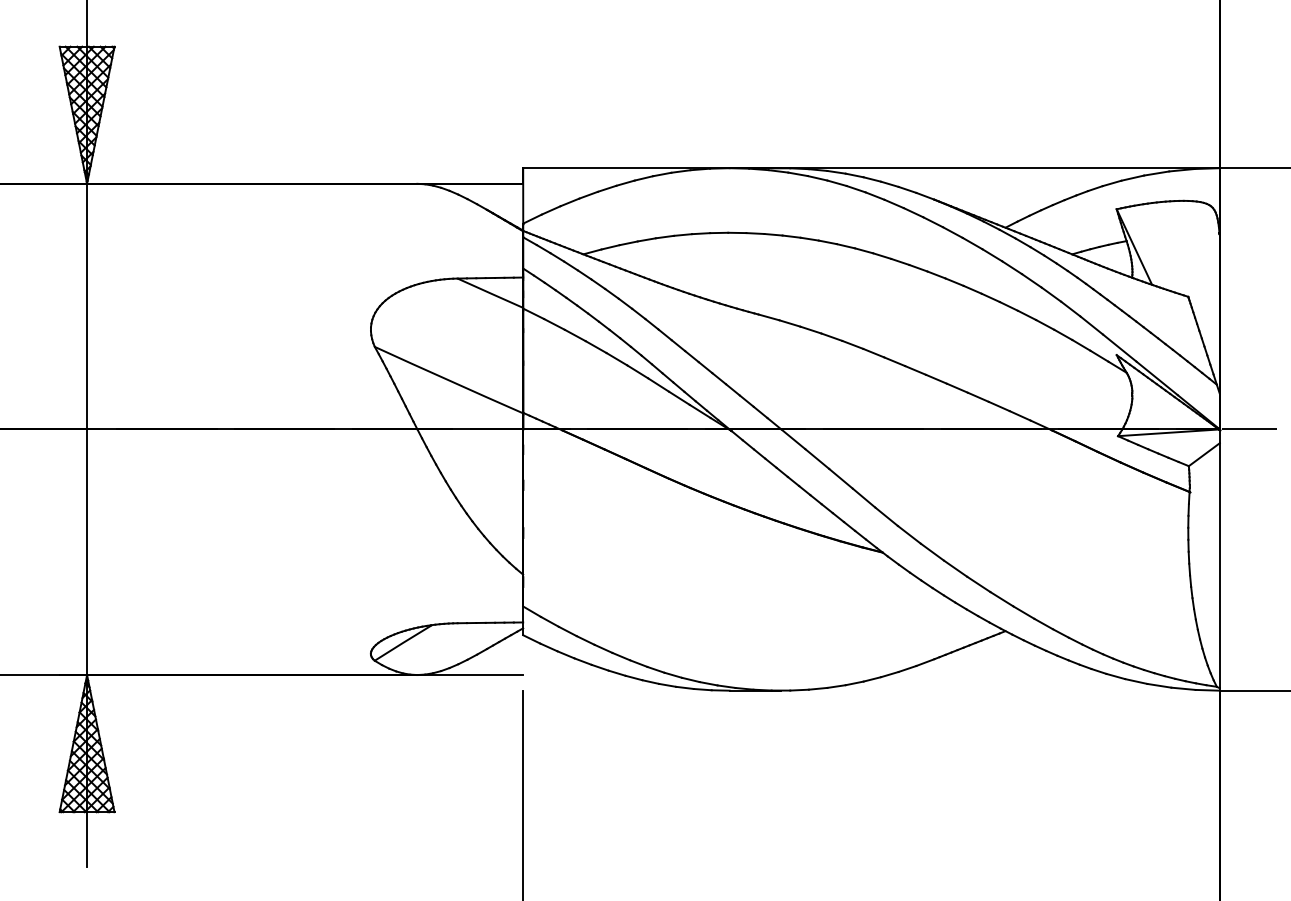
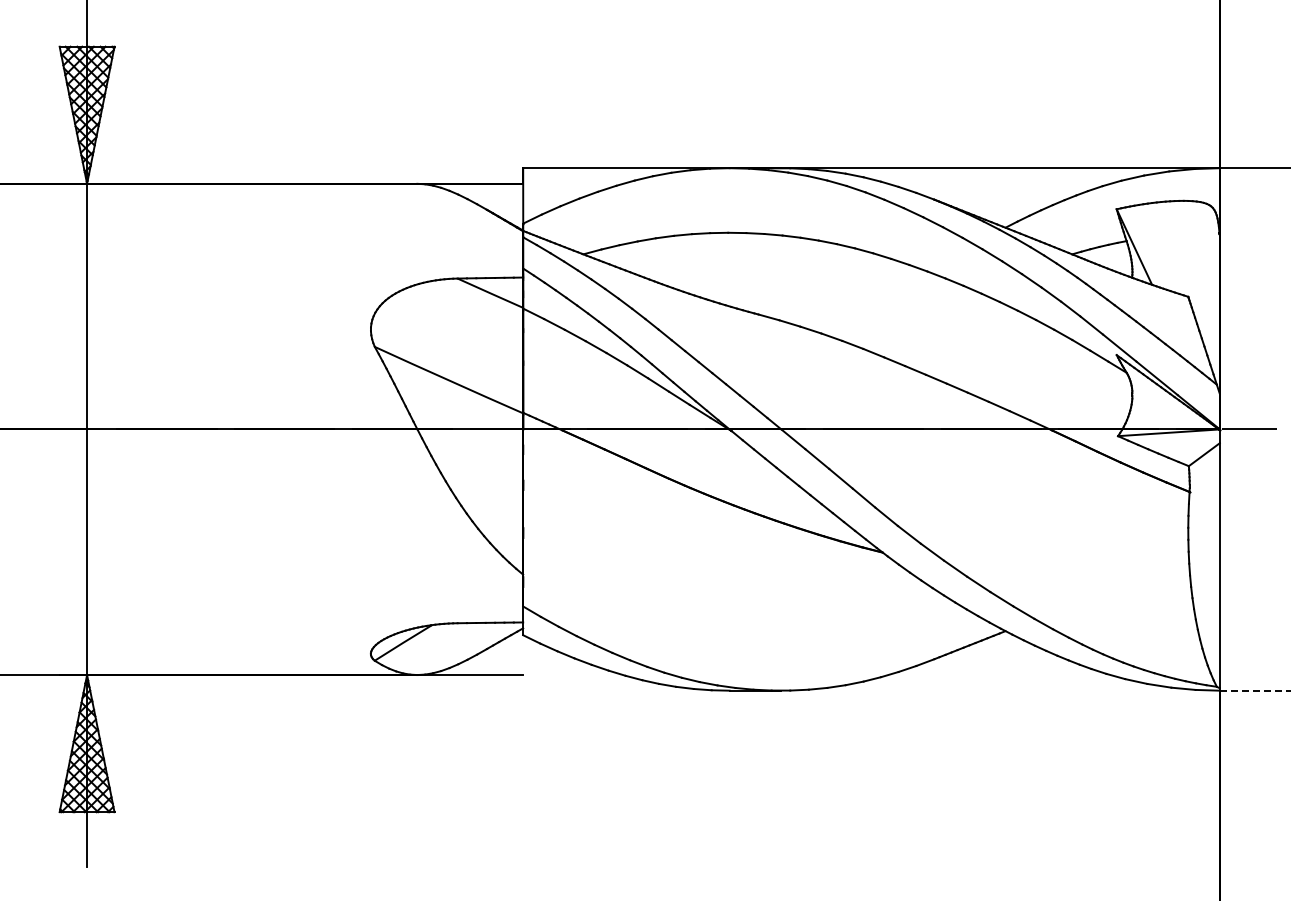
line: solid -> dashed (1255, 690)
line: present -> none (523, 793)
